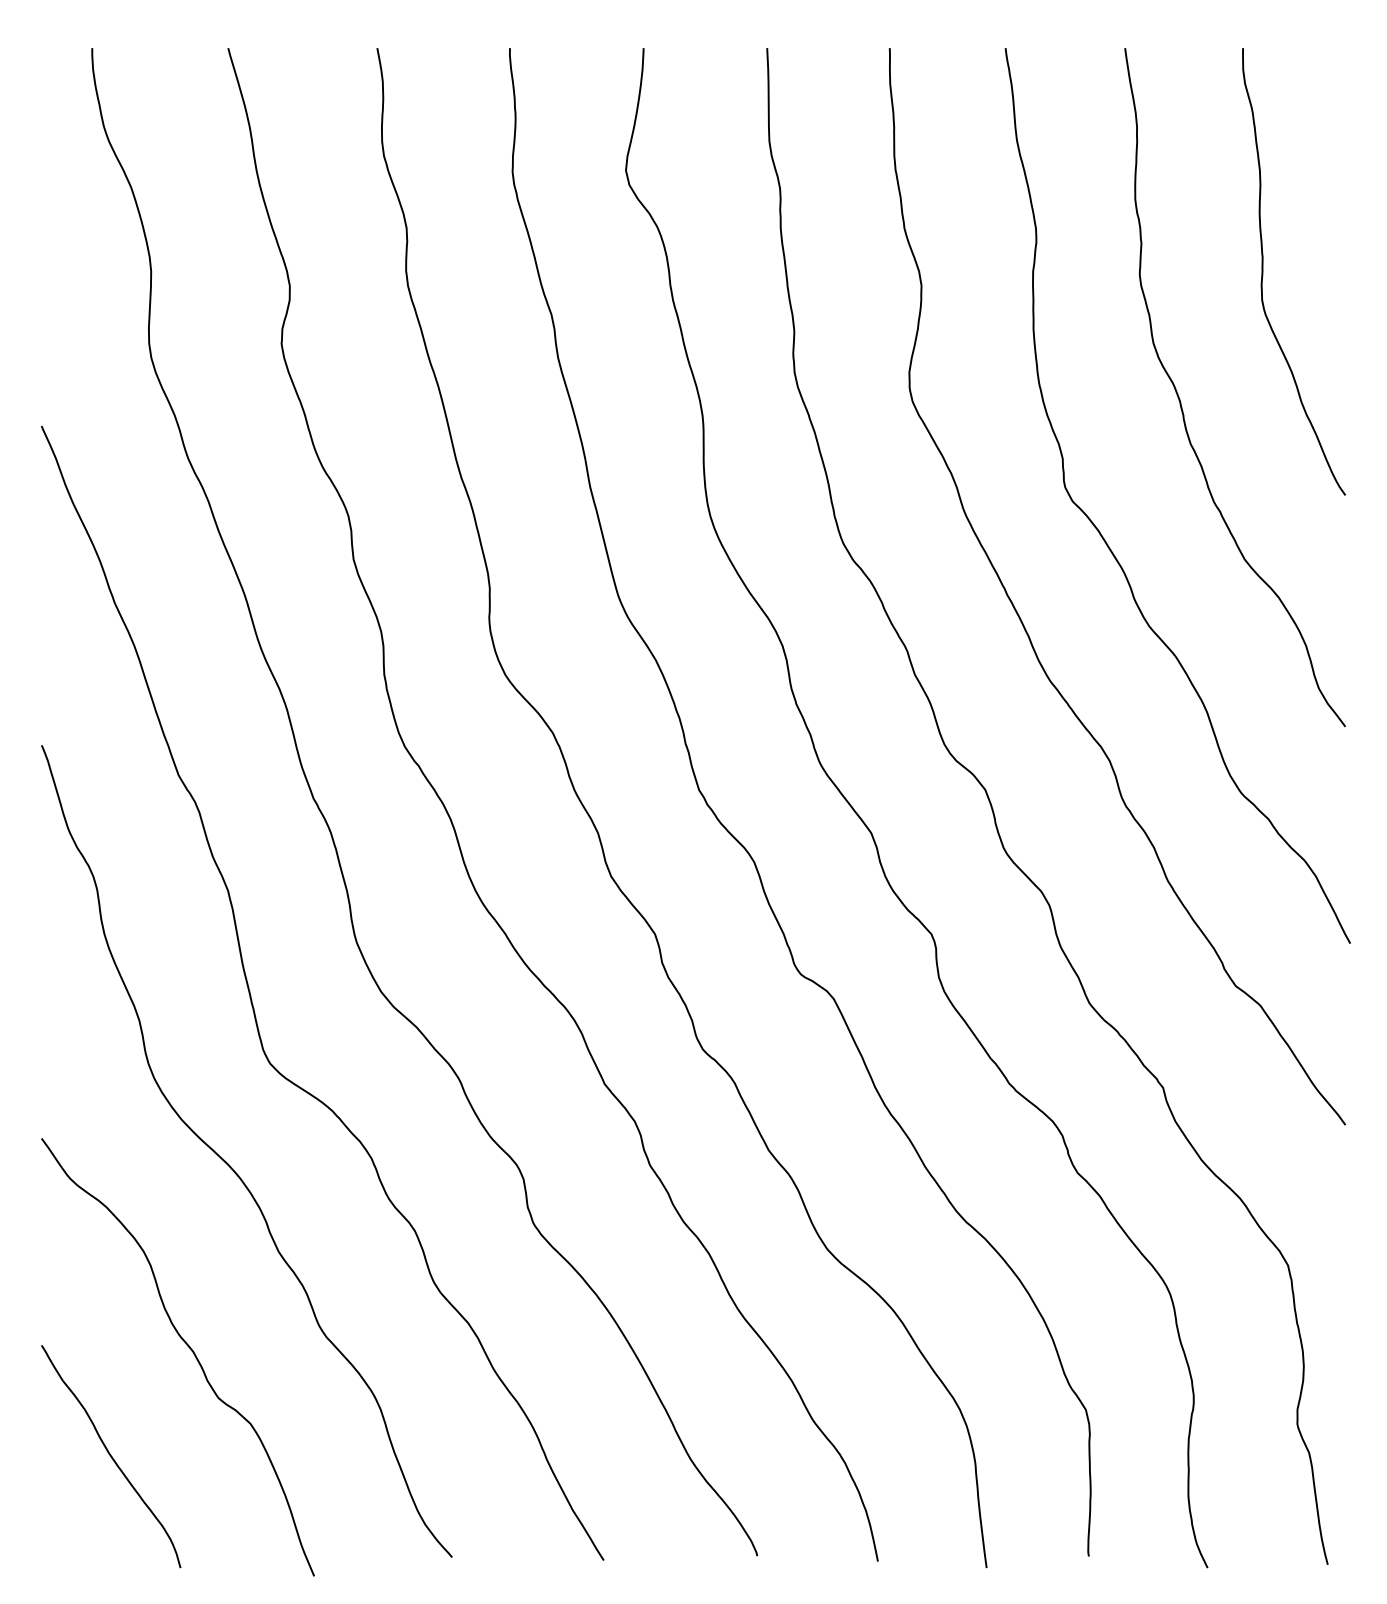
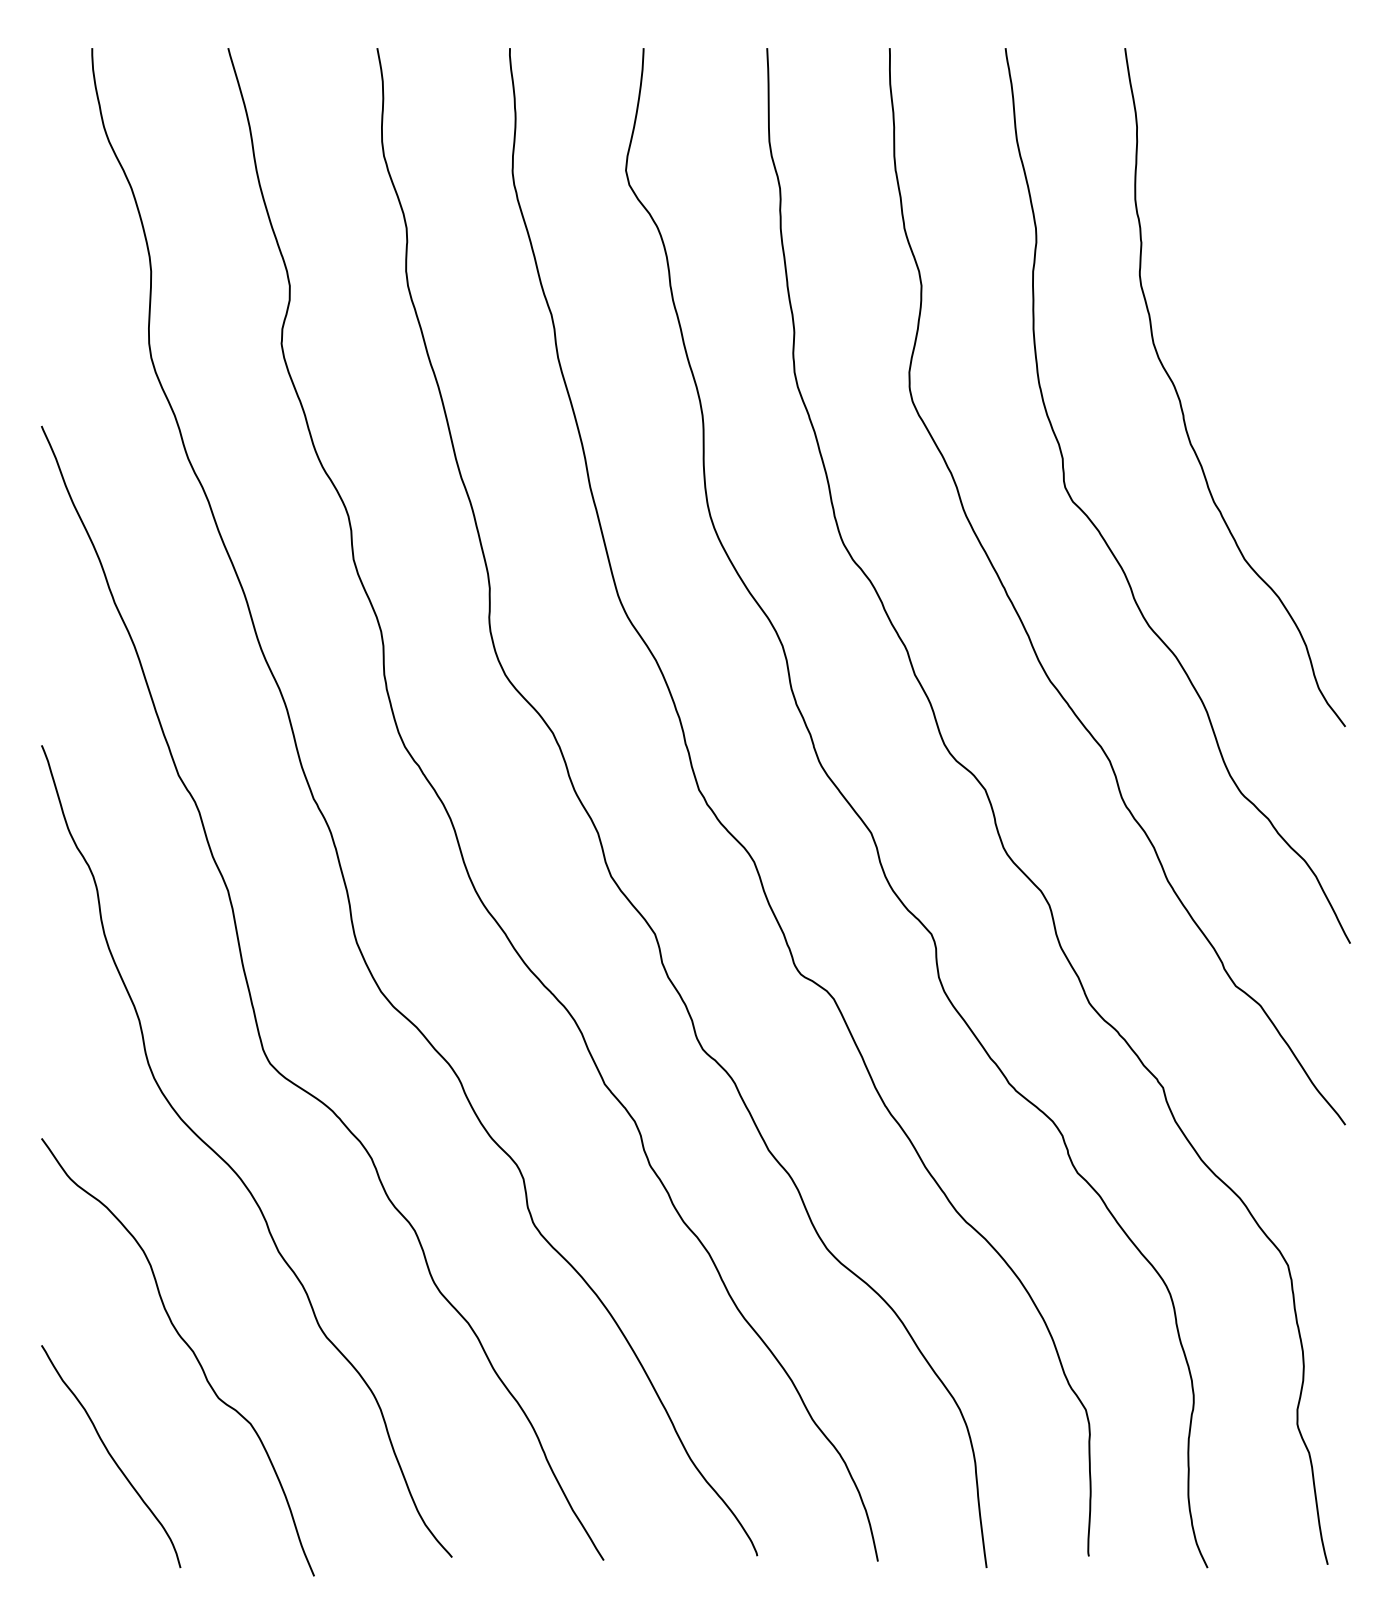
curve: present -> none (1263, 271)
